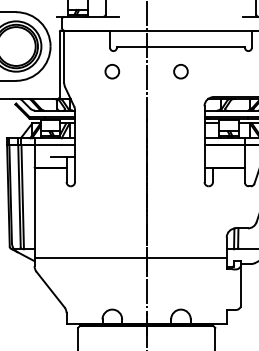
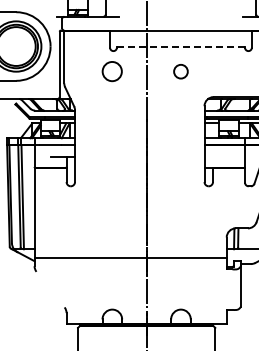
line: solid -> dashed (181, 46)
circle size: 17x16 px -> 22x22 px (111, 71)
line: present -> none (50, 289)
